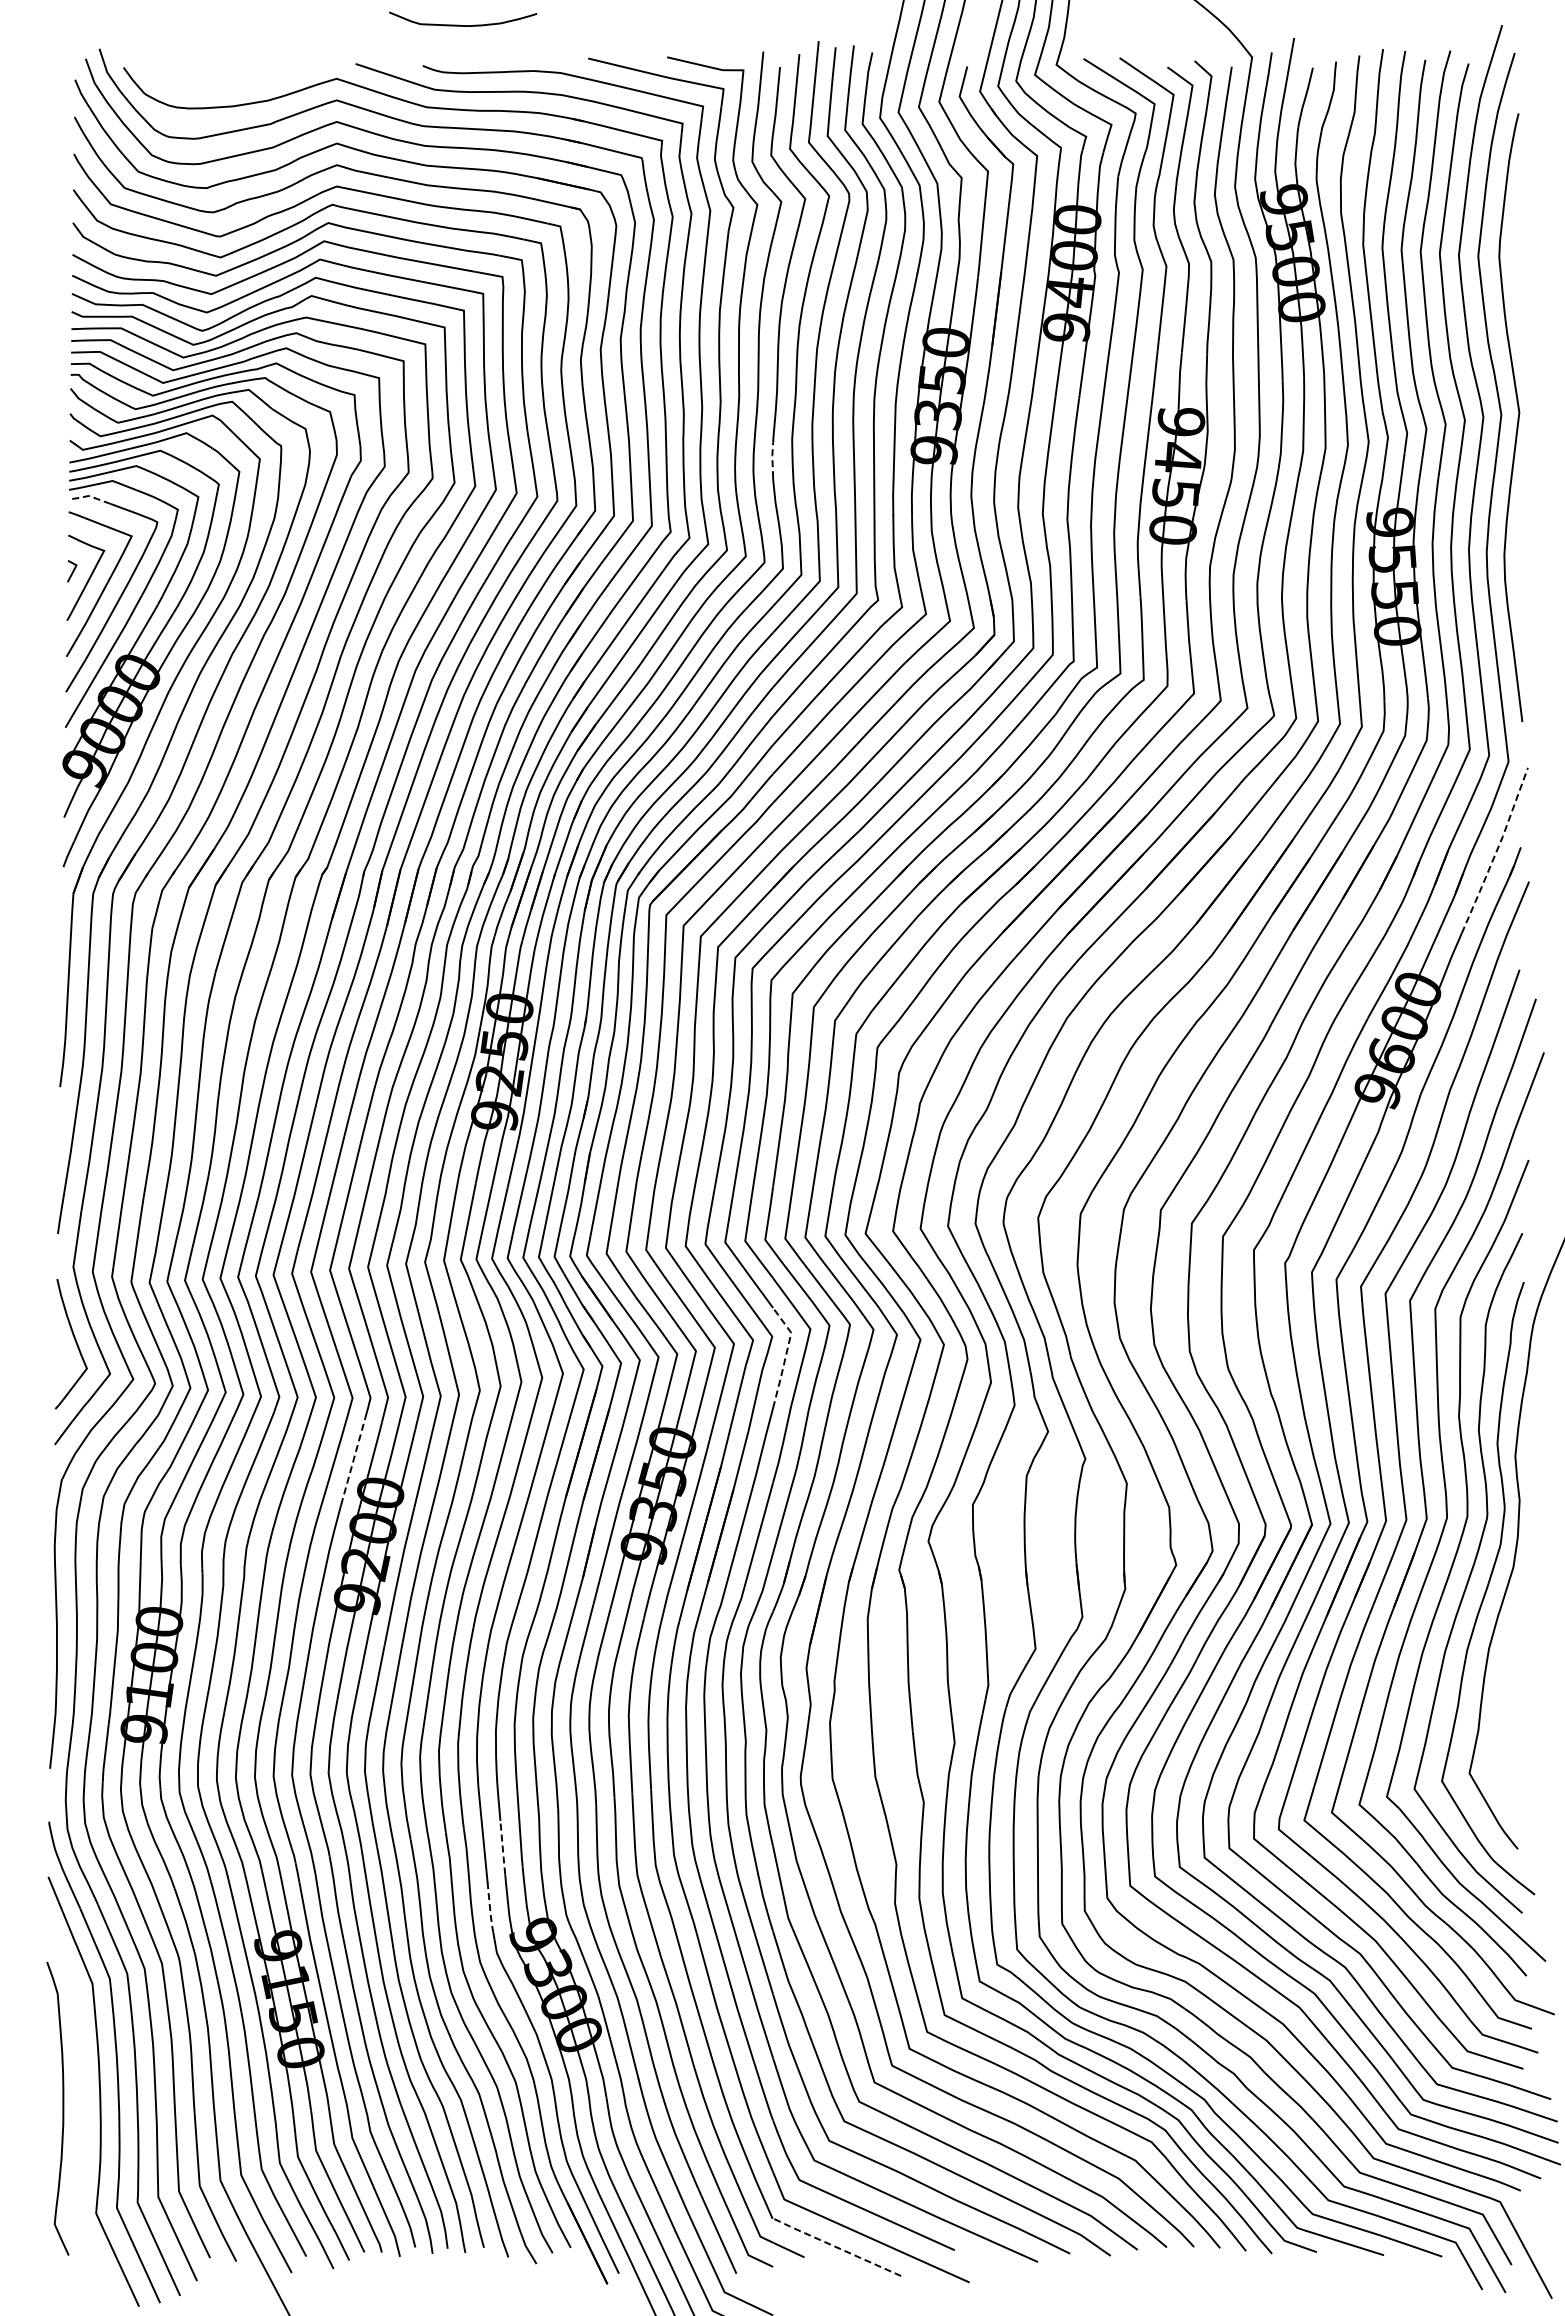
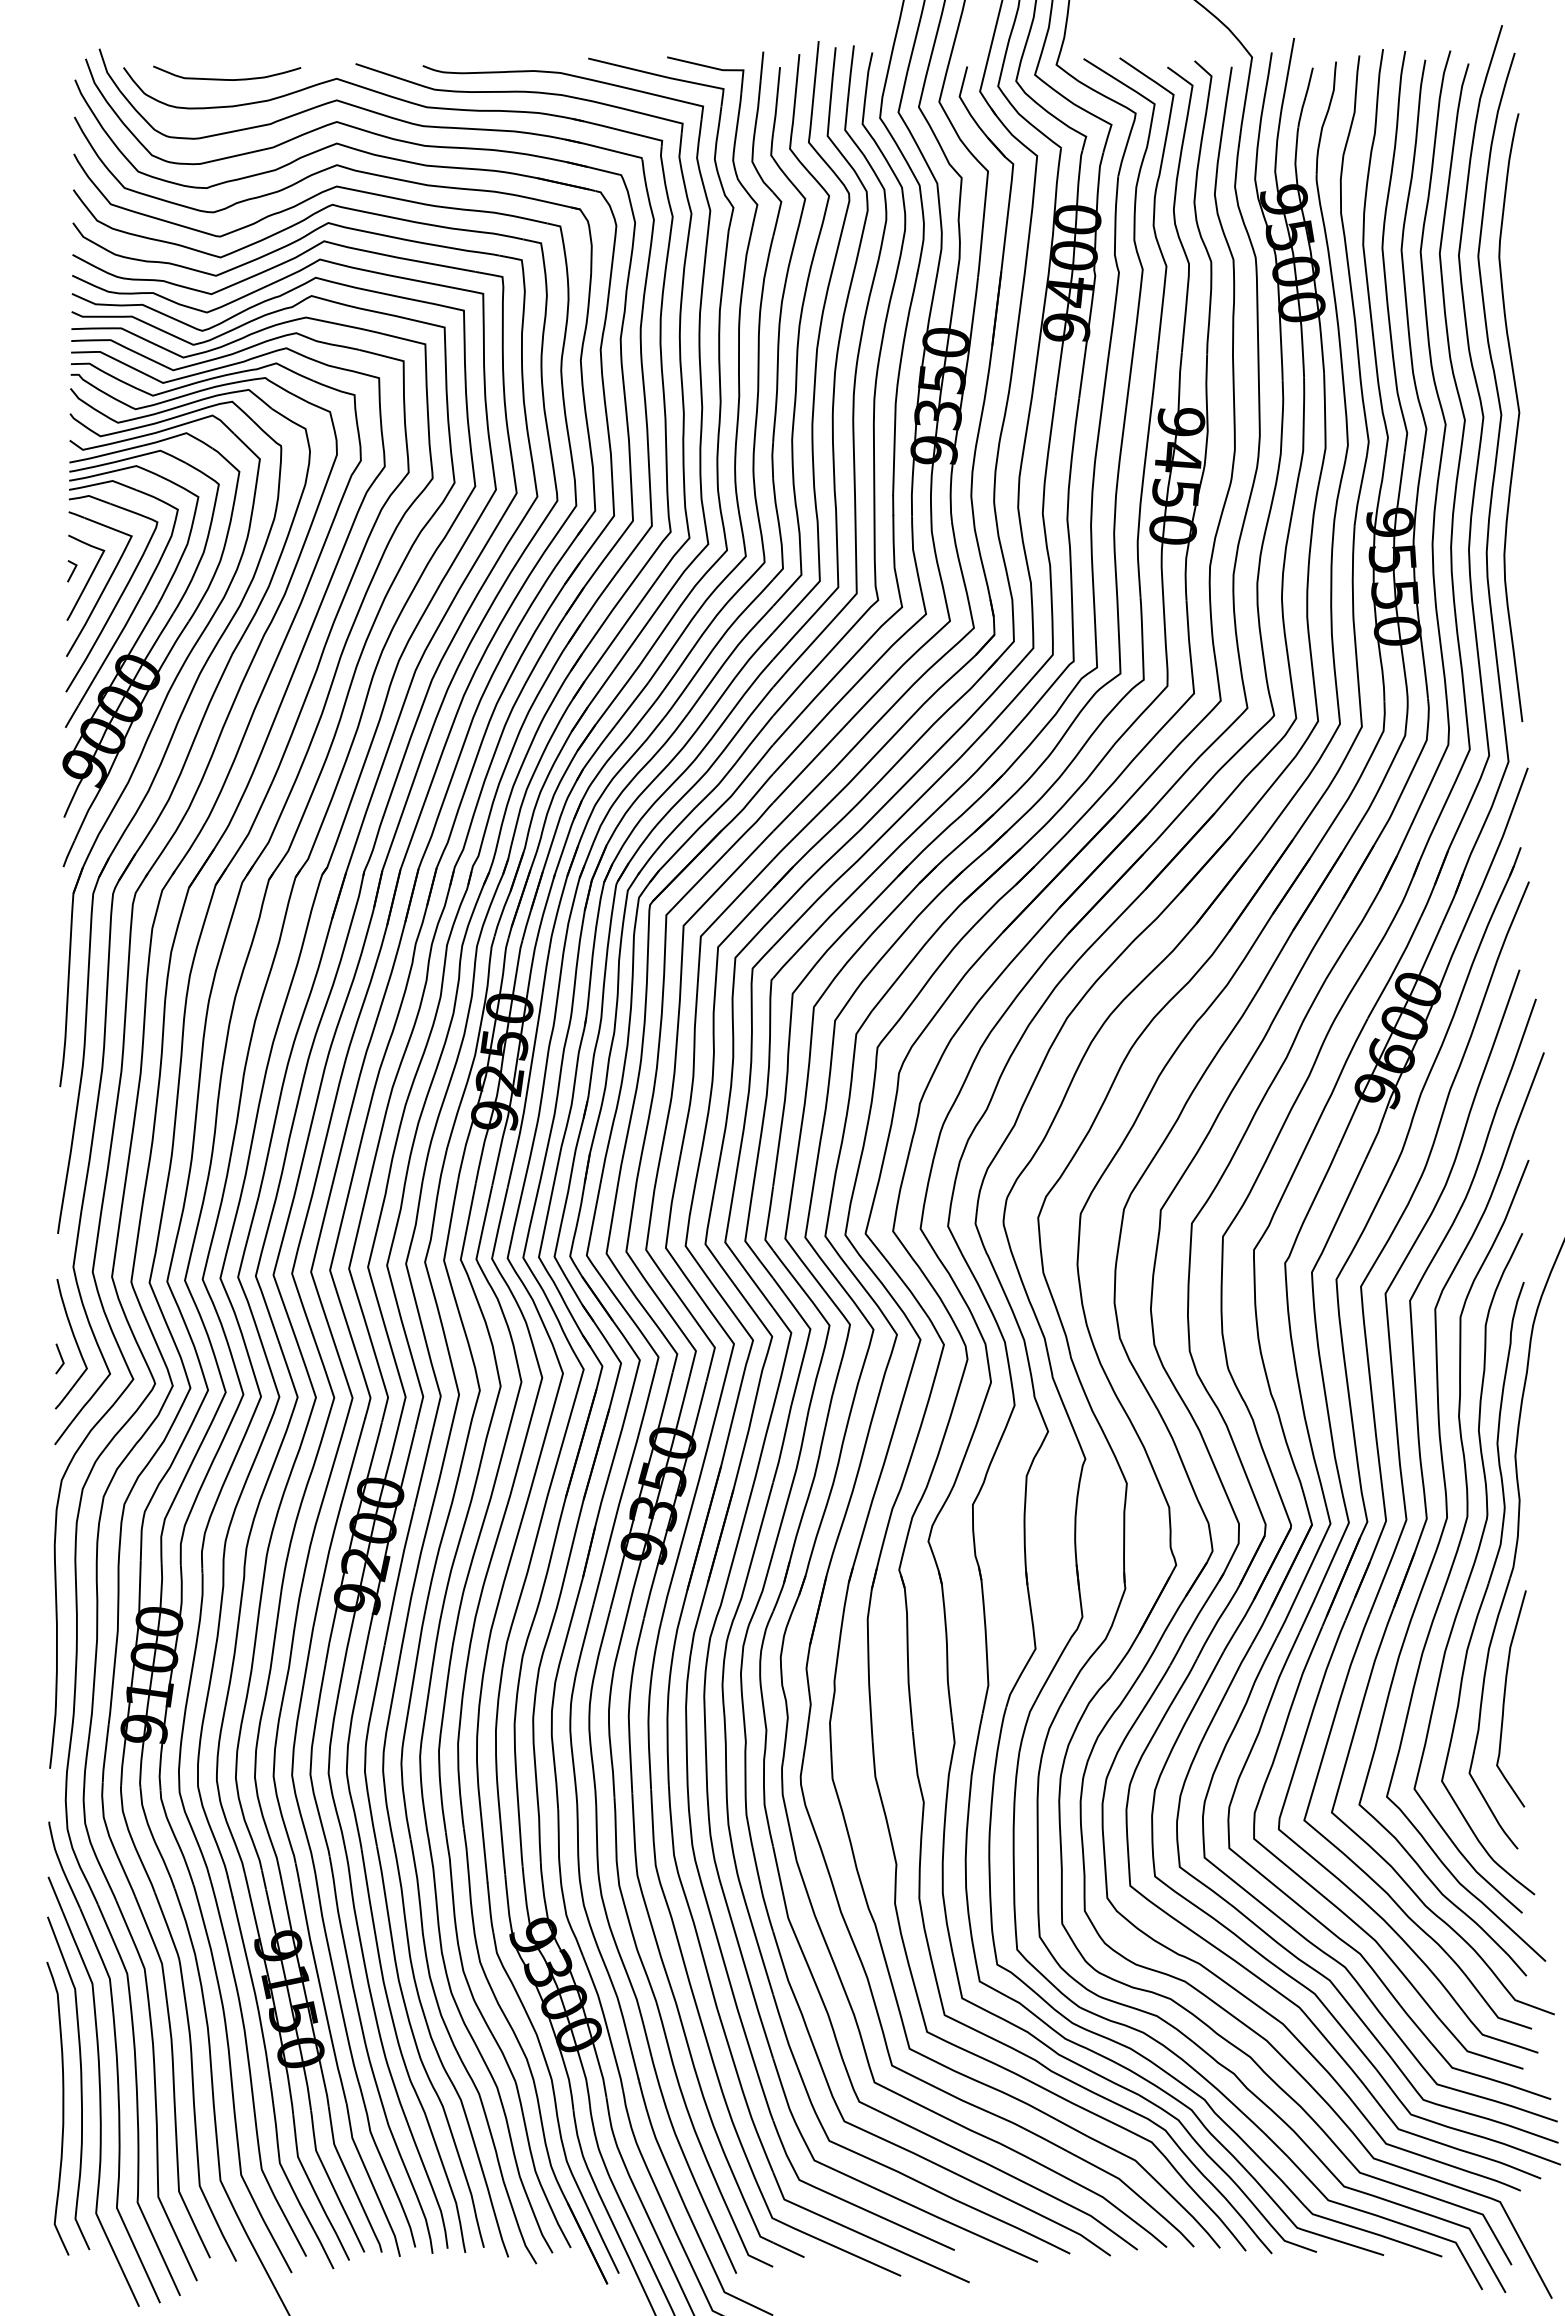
curve position: (463, 25) -> (227, 79) (227, 79)
line: dashed -> solid (772, 459)
line: dashed -> solid (88, 495)
line: dashed -> solid (1496, 851)
line: dashed -> solid (786, 1355)
line: none -> present (60, 1357)
line: dashed -> solid (353, 1461)
curve: none -> present (1505, 1698)
line: dashed -> solid (502, 1848)
line: dashed -> solid (490, 1908)
curve: none -> present (80, 2083)
line: dashed -> solid (835, 2246)
